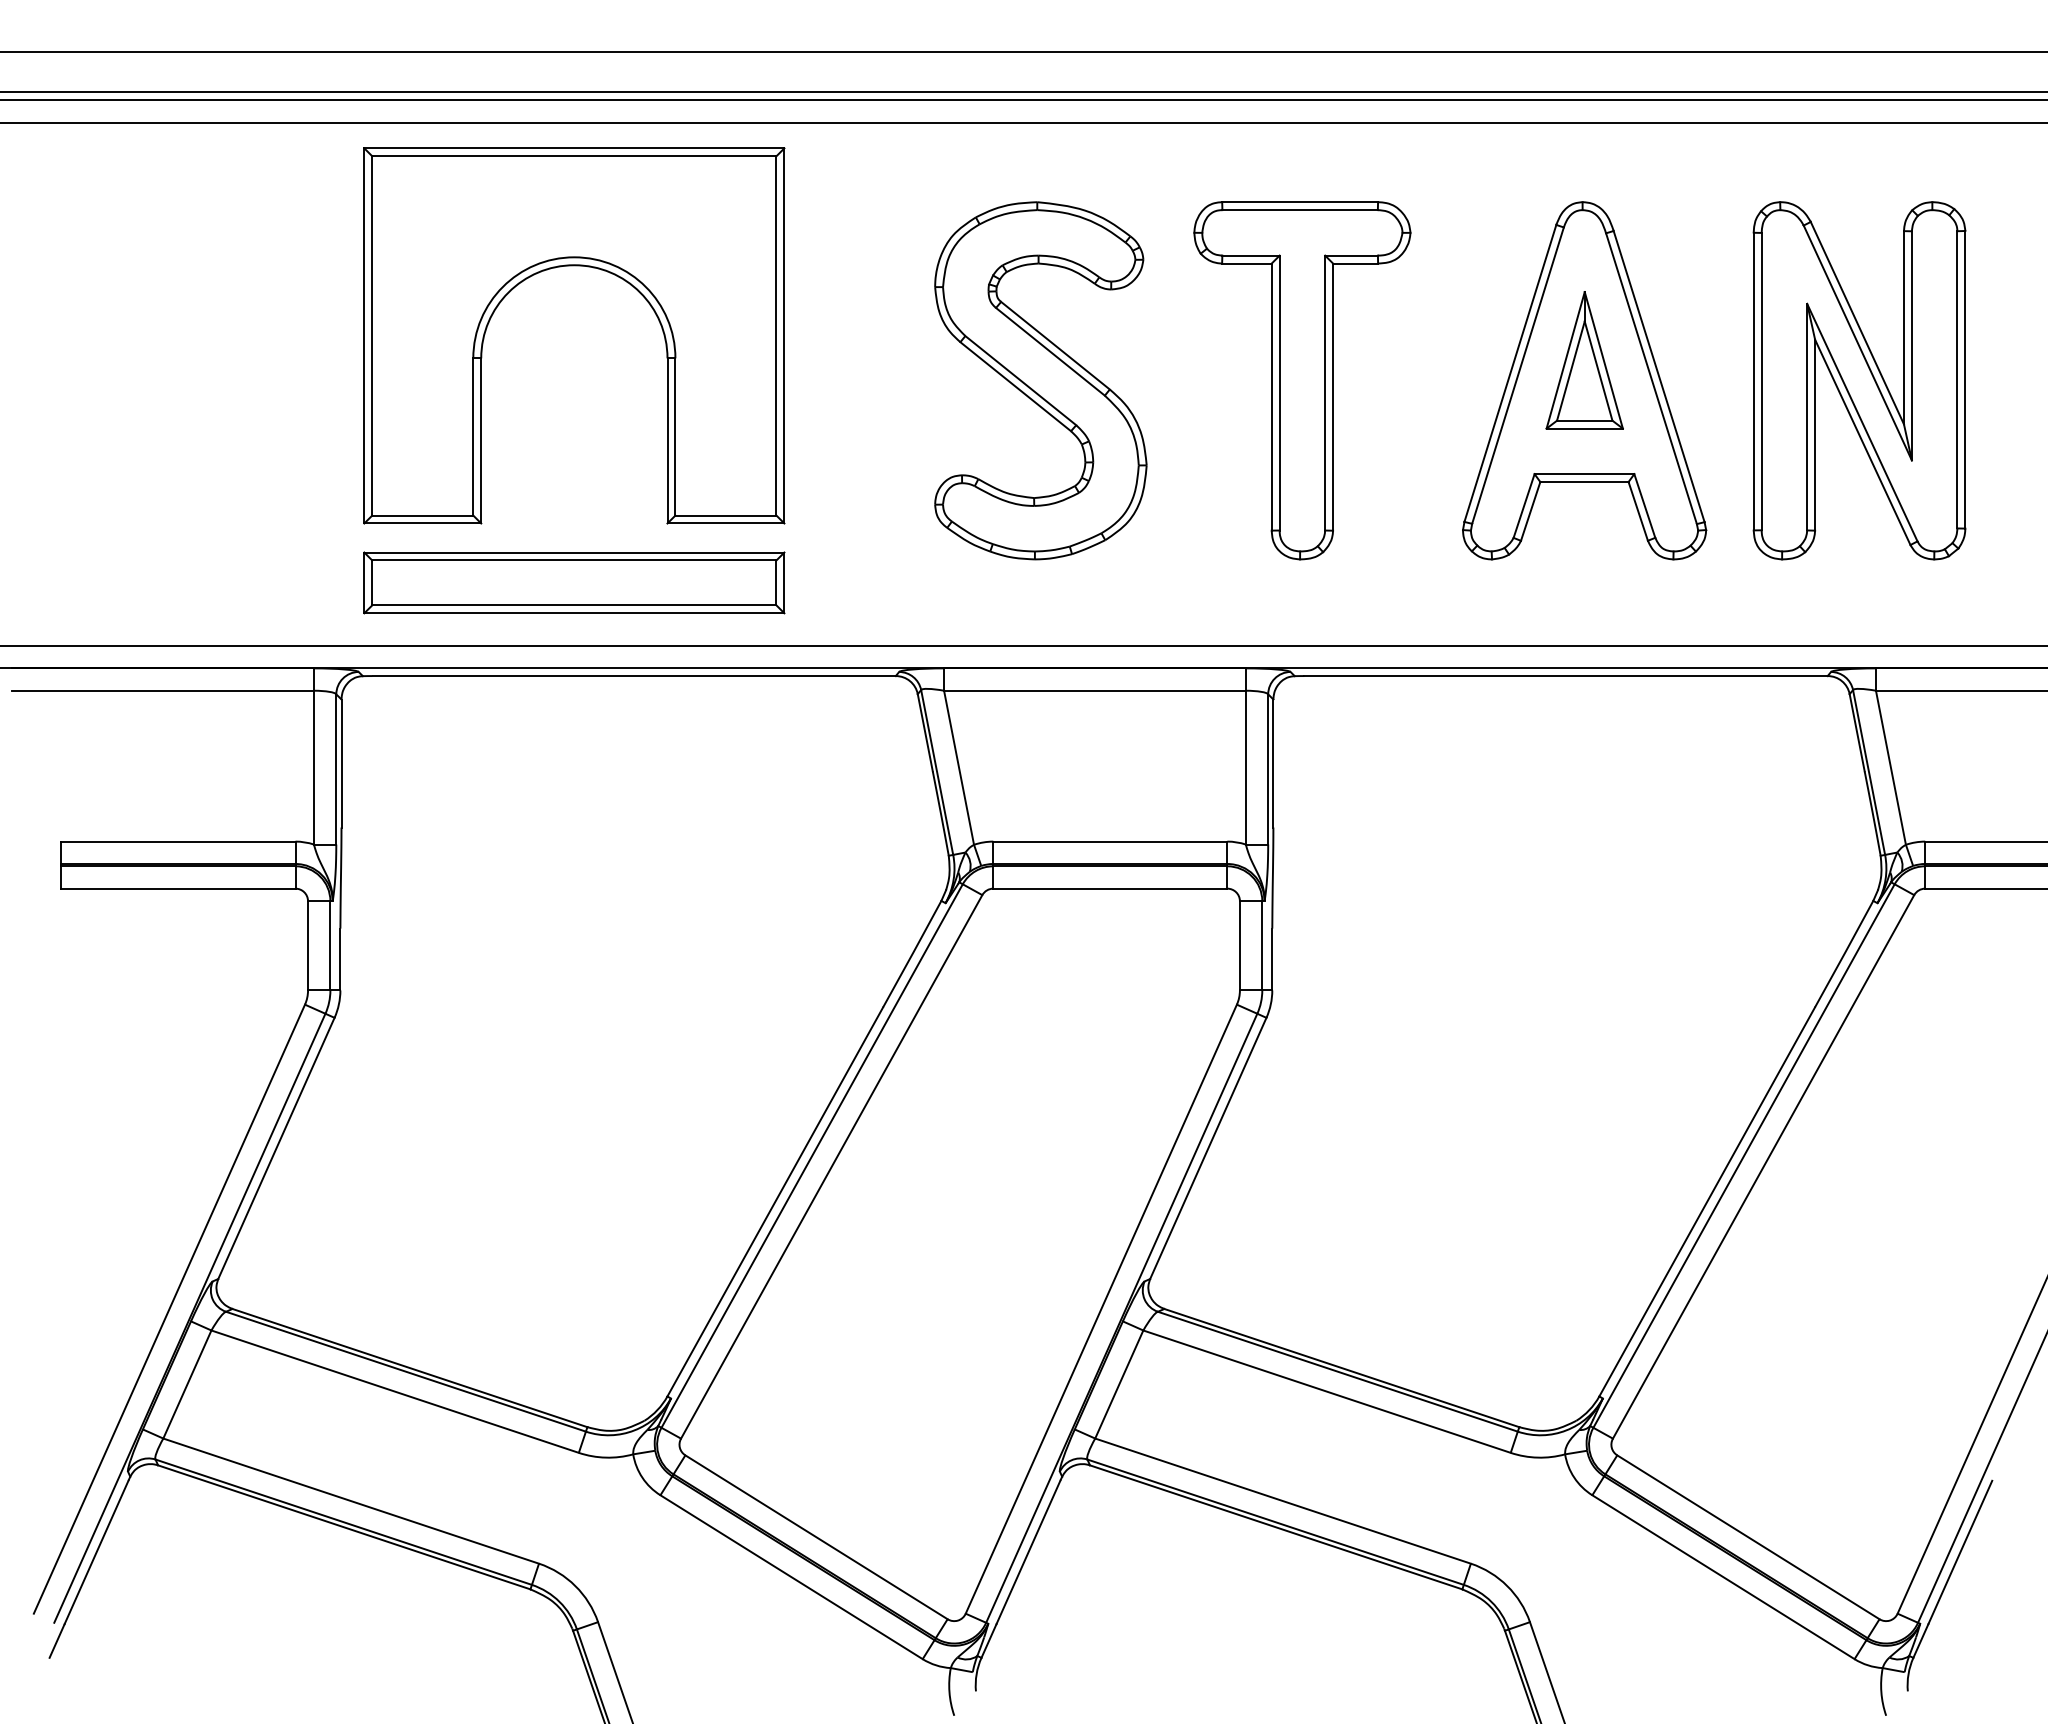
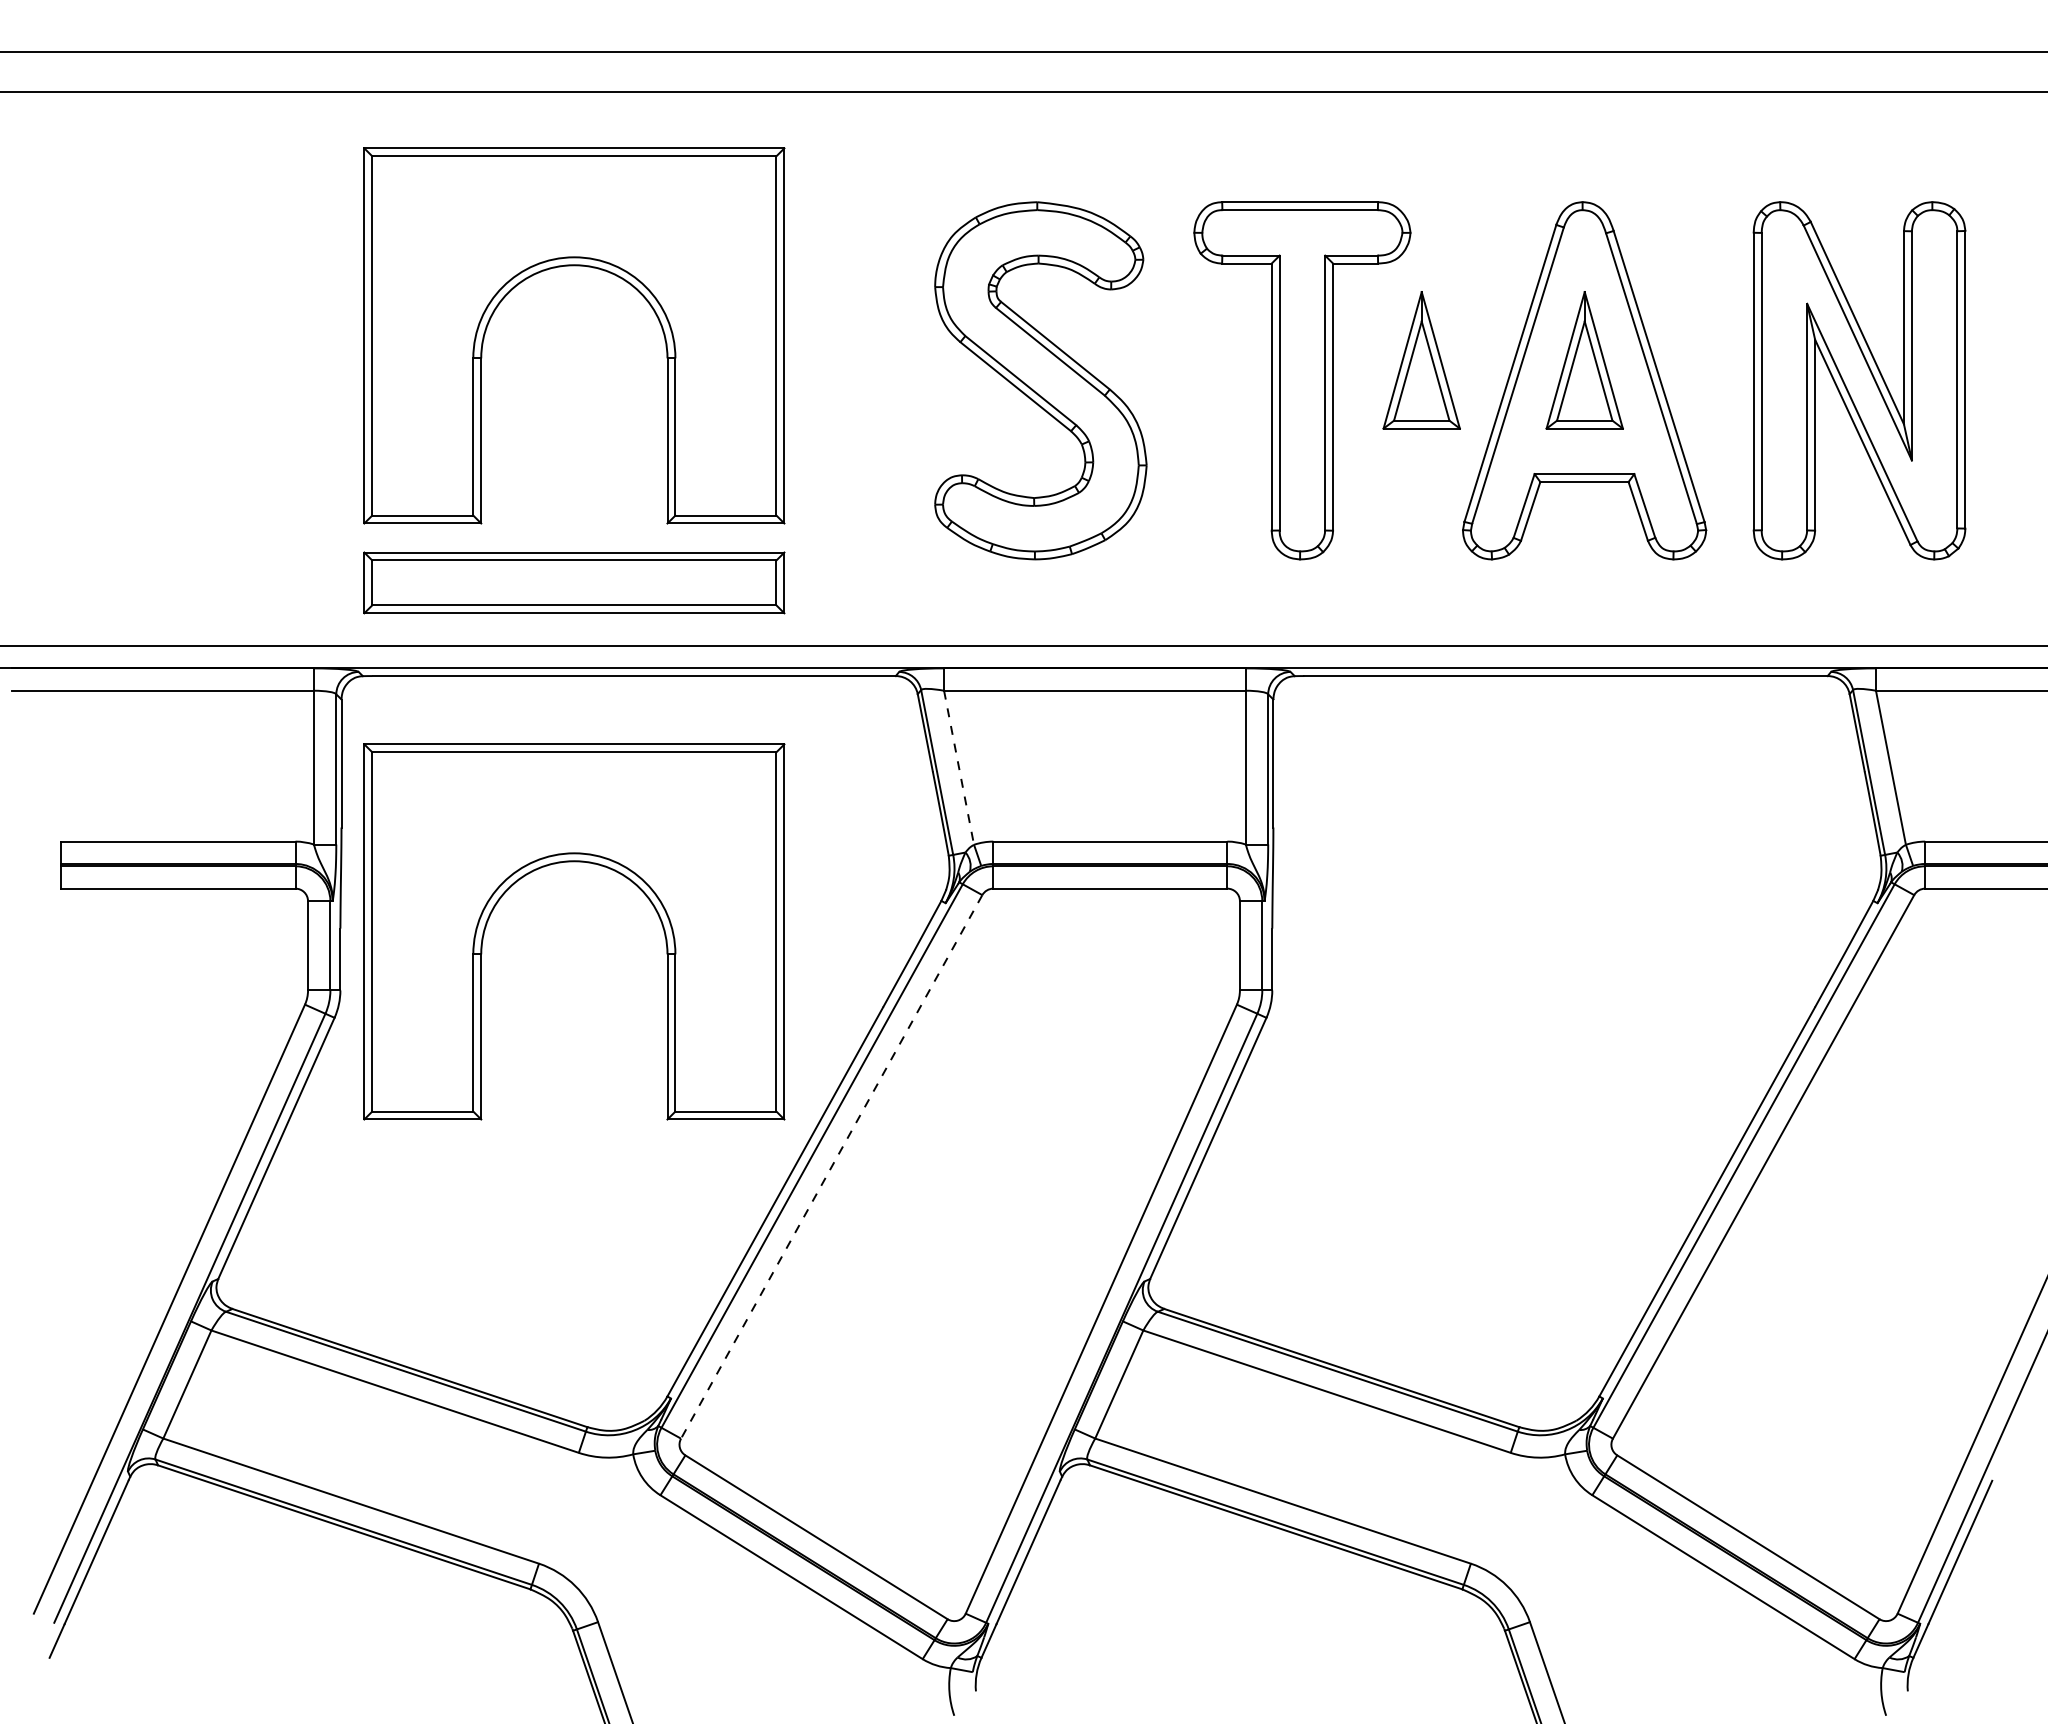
line: present -> none (1023, 100)
line: present -> none (1023, 122)
part: none -> present (1421, 360)
line: solid -> dashed (959, 768)
part: none -> present (574, 862)
line: solid -> dashed (831, 1166)
